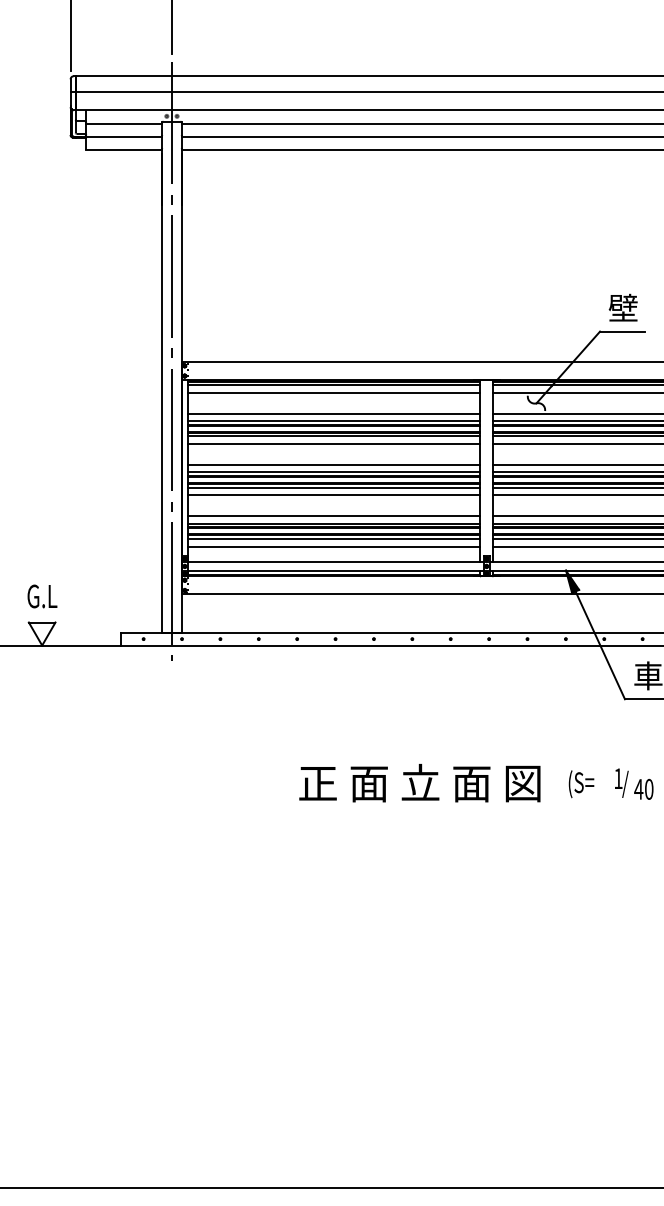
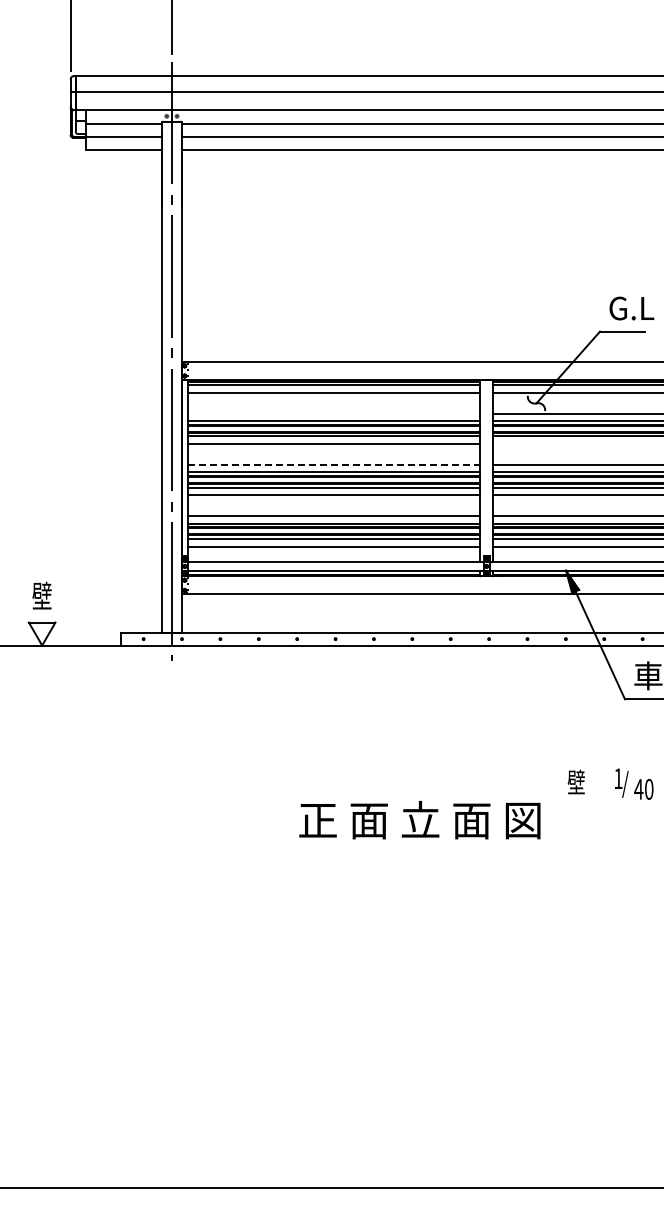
text: 壁 -> G.L (631, 307)
line: present -> none (333, 413)
line: present -> none (576, 444)
line: solid -> dashed (334, 464)
text: G.L -> 壁 (42, 595)
text position: (419, 783) -> (419, 820) (419, 820)
text: (S= -> 壁 (580, 783)
